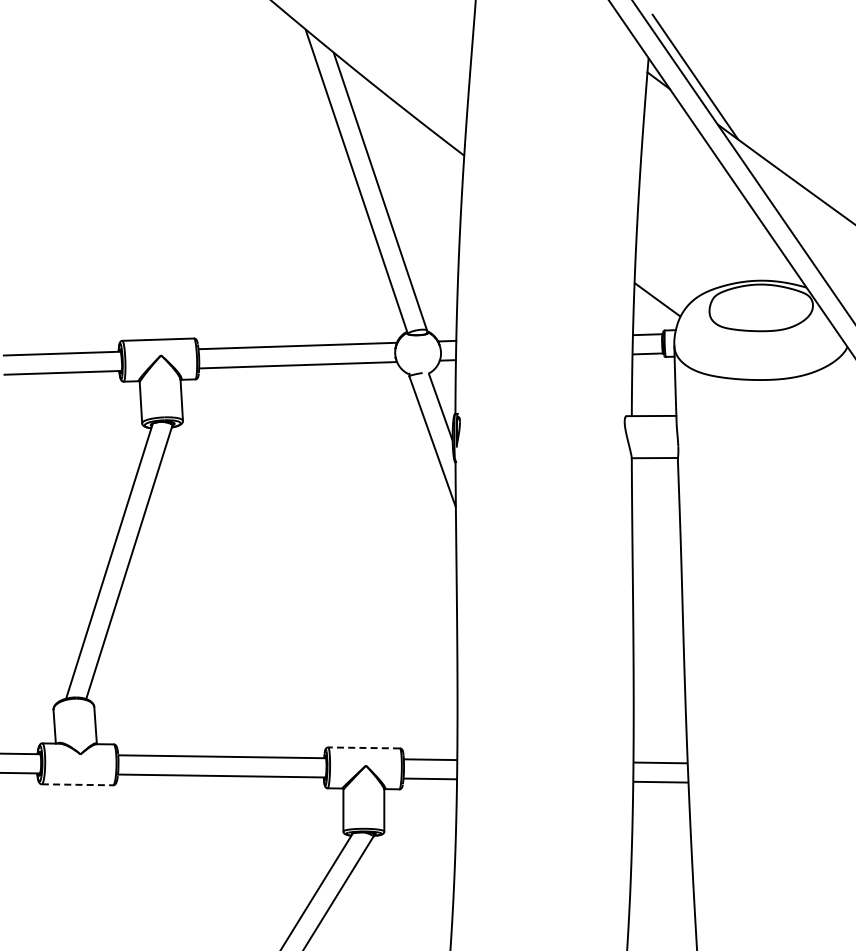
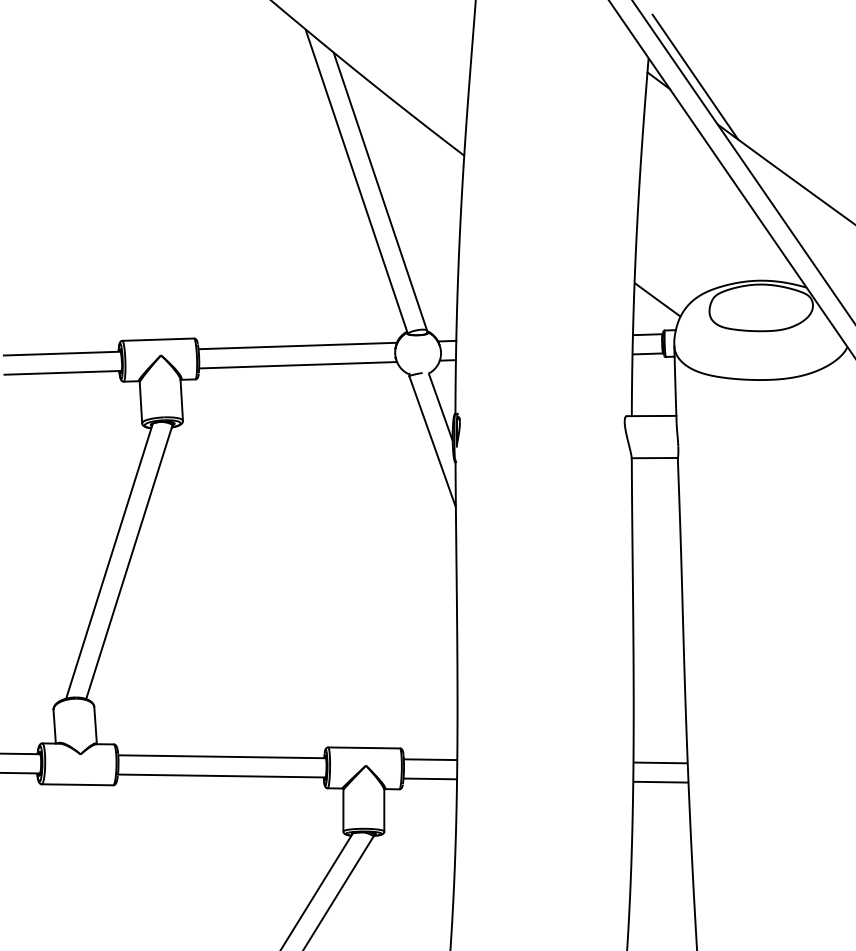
line: dashed -> solid (364, 747)
line: dashed -> solid (77, 784)
